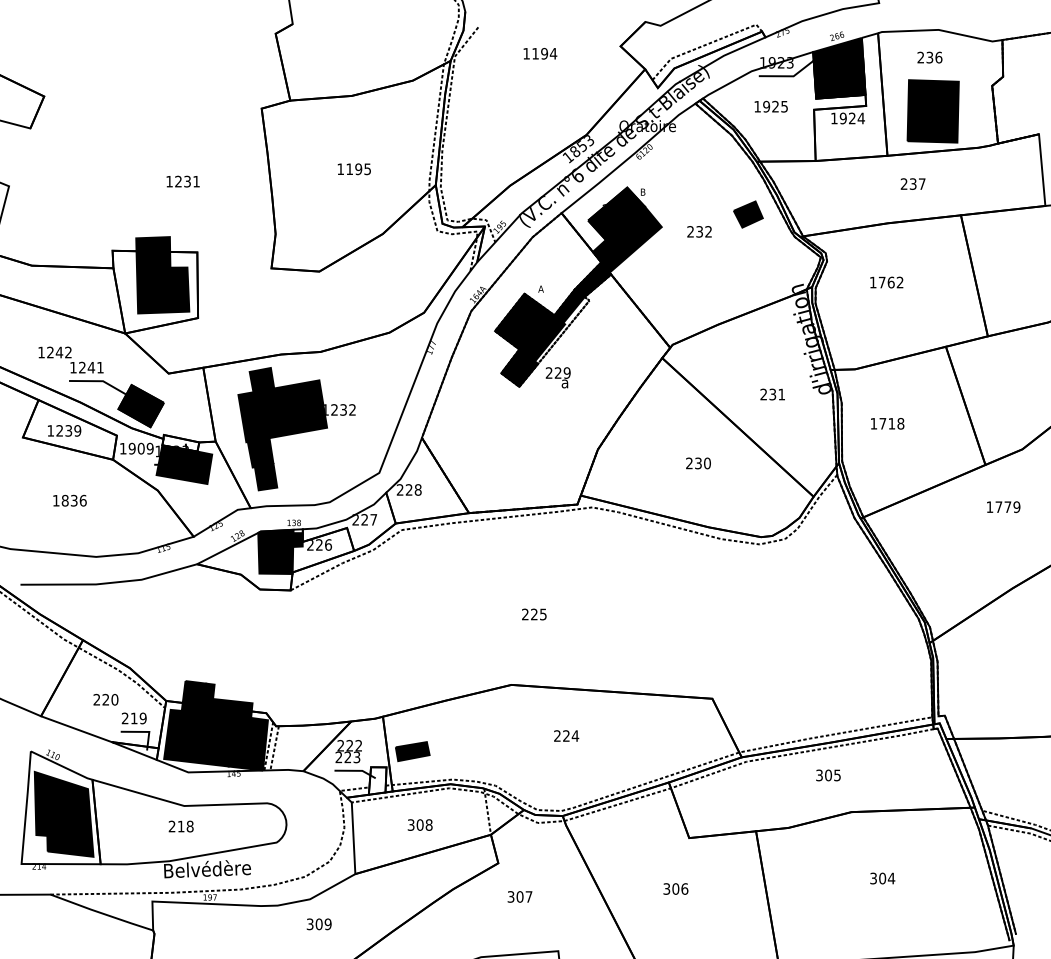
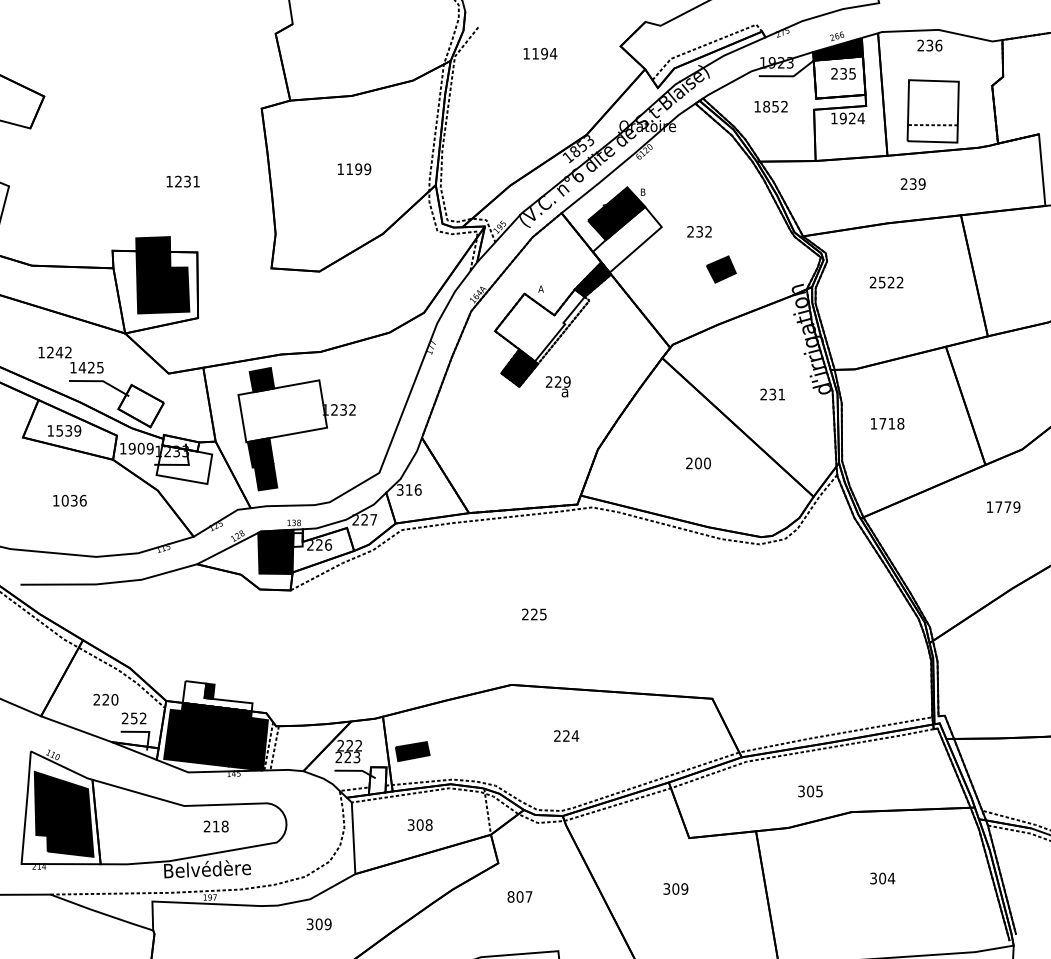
text position: (929, 57) -> (929, 45) (929, 45)
fill: present -> none (839, 77)
text: 1925 -> 1852 (775, 106)
fill: present -> none (932, 111)
text: 1195 -> 1199 (367, 168)
text: 237 -> 239 (921, 183)
part position: (748, 214) -> (721, 269) (721, 269)
fill: present -> none (626, 239)
text: 1762 -> 2522 (881, 282)
fill: present -> none (539, 325)
text: 1241 -> 1425 (90, 367)
text position: (557, 377) -> (557, 386) (557, 386)
fill: present -> none (140, 406)
fill: present -> none (282, 411)
text: 1239 -> 1539 (59, 430)
text: 230 -> 200 (698, 463)
fill: present -> none (184, 464)
text: 228 -> 316 (408, 489)
text: 1836 -> 1036 (64, 500)
fill: present -> none (297, 539)
fill: present -> none (217, 696)
text: 219 -> 252 (138, 718)
text position: (828, 775) -> (810, 791) (810, 791)
text position: (180, 826) -> (215, 826) (215, 826)
text: 306 -> 309 (684, 888)
text: 307 -> 807 (510, 896)
